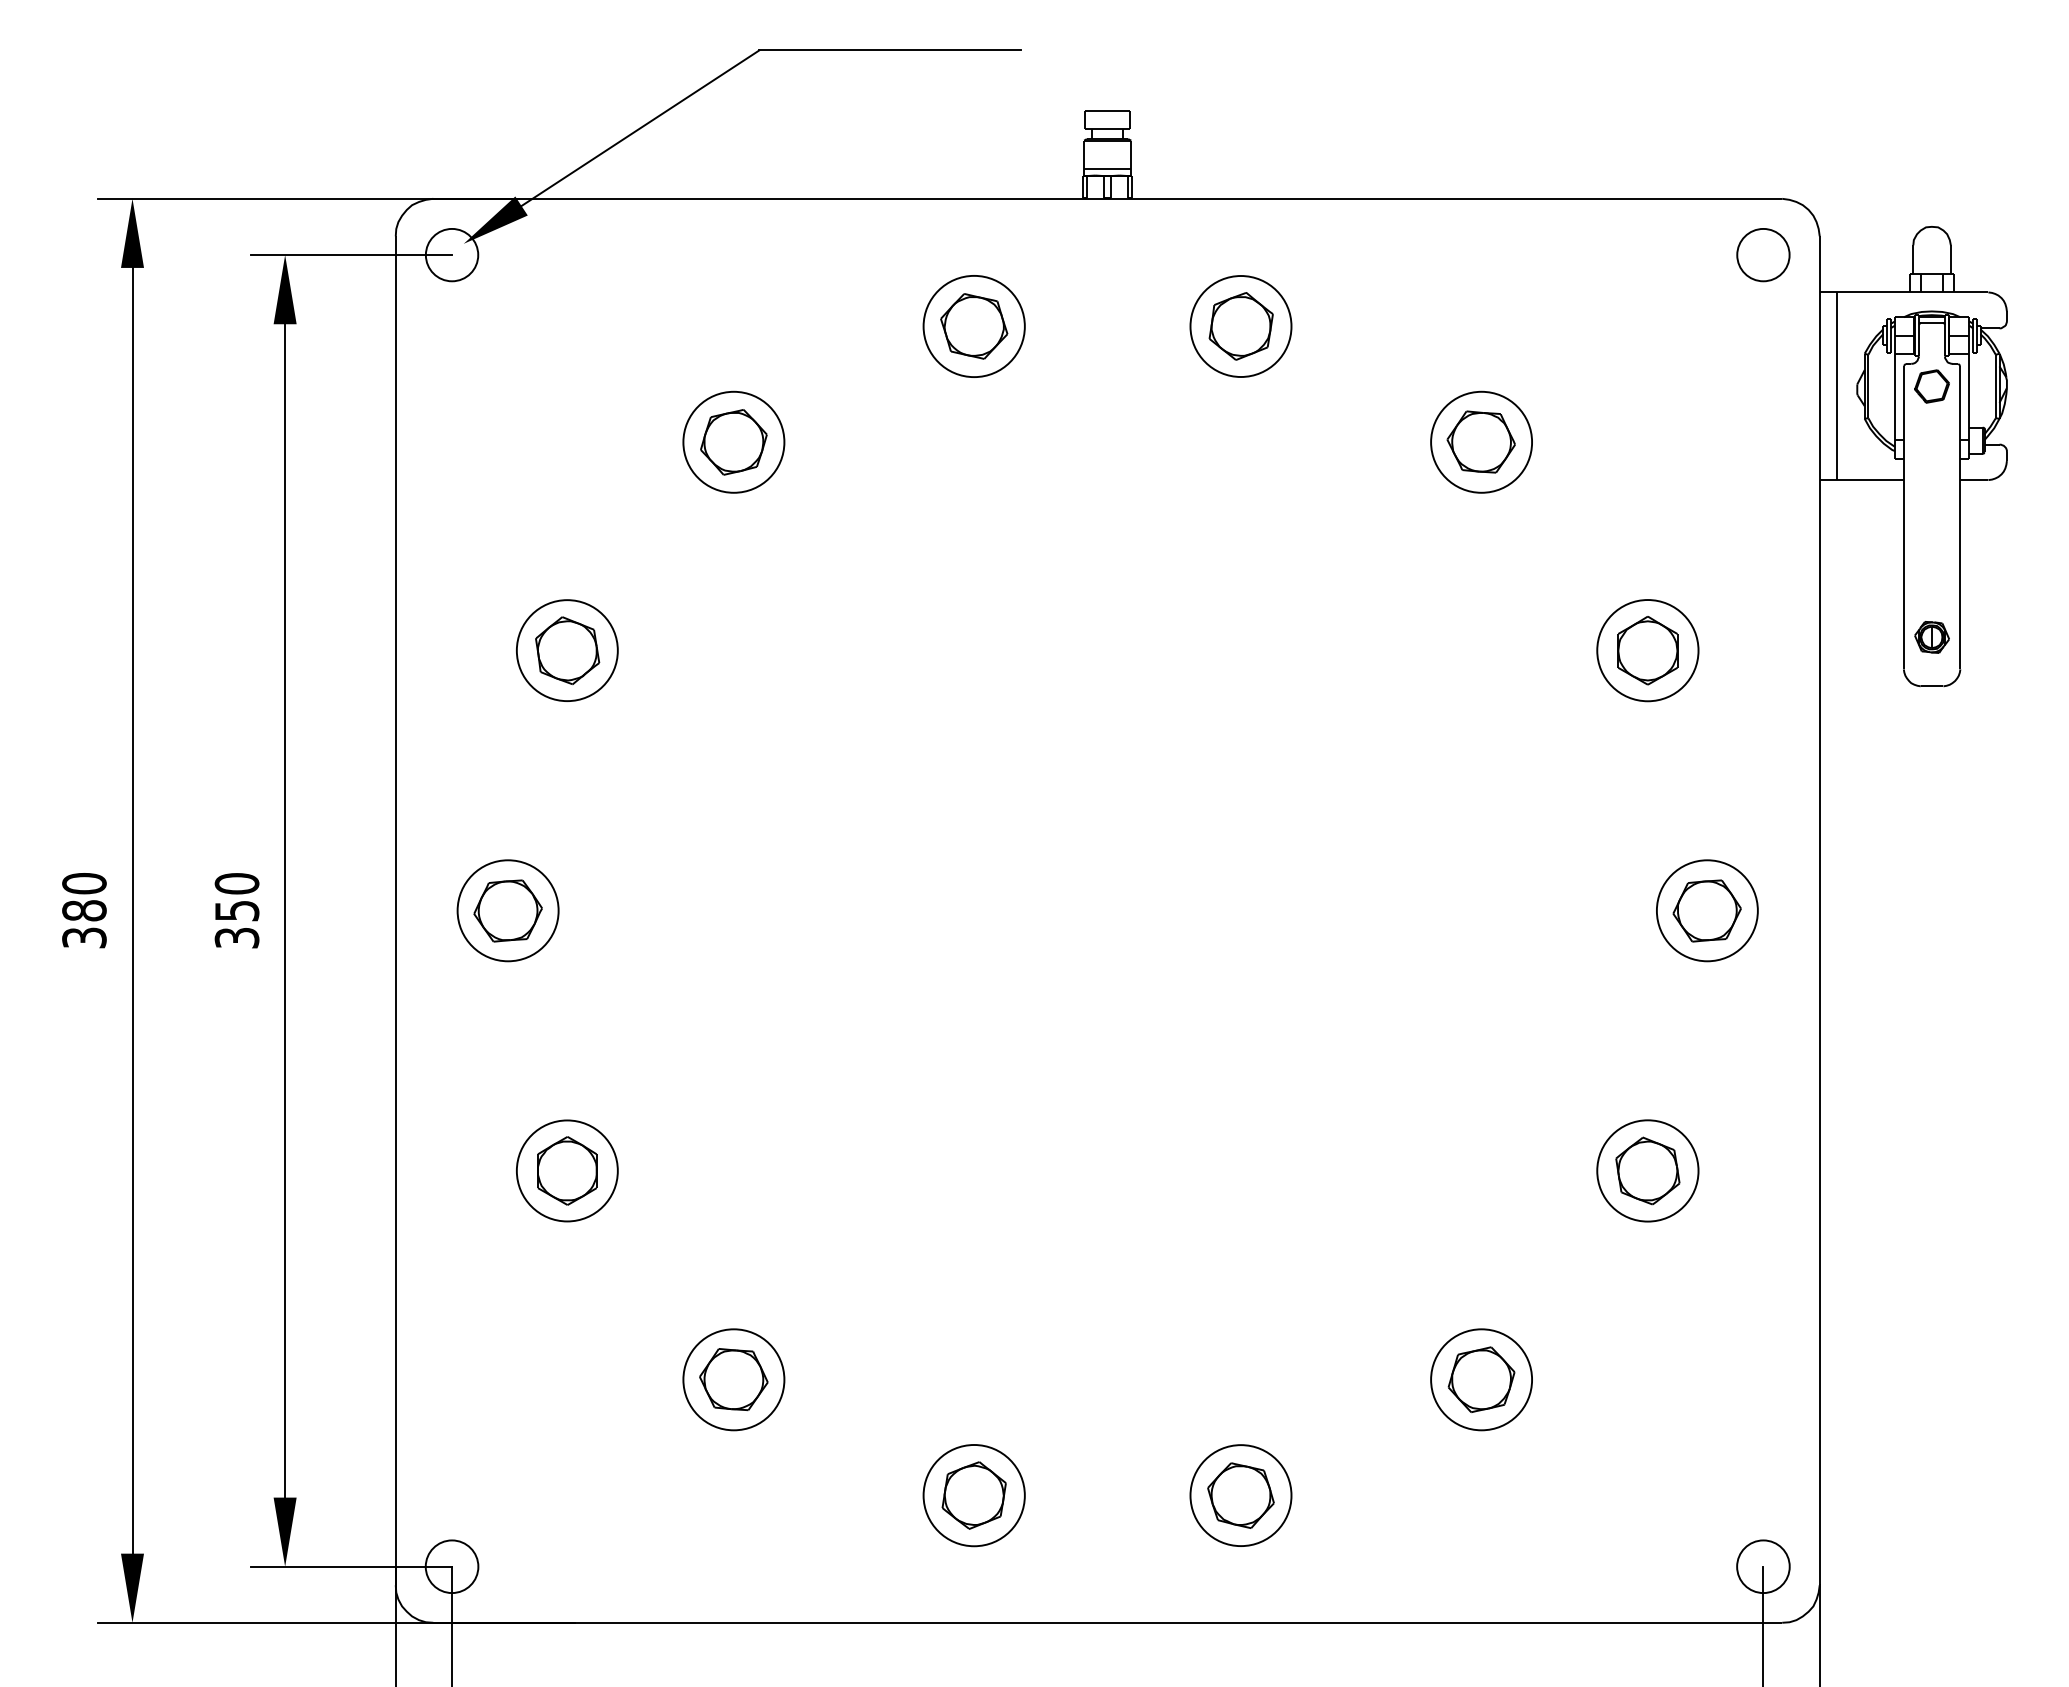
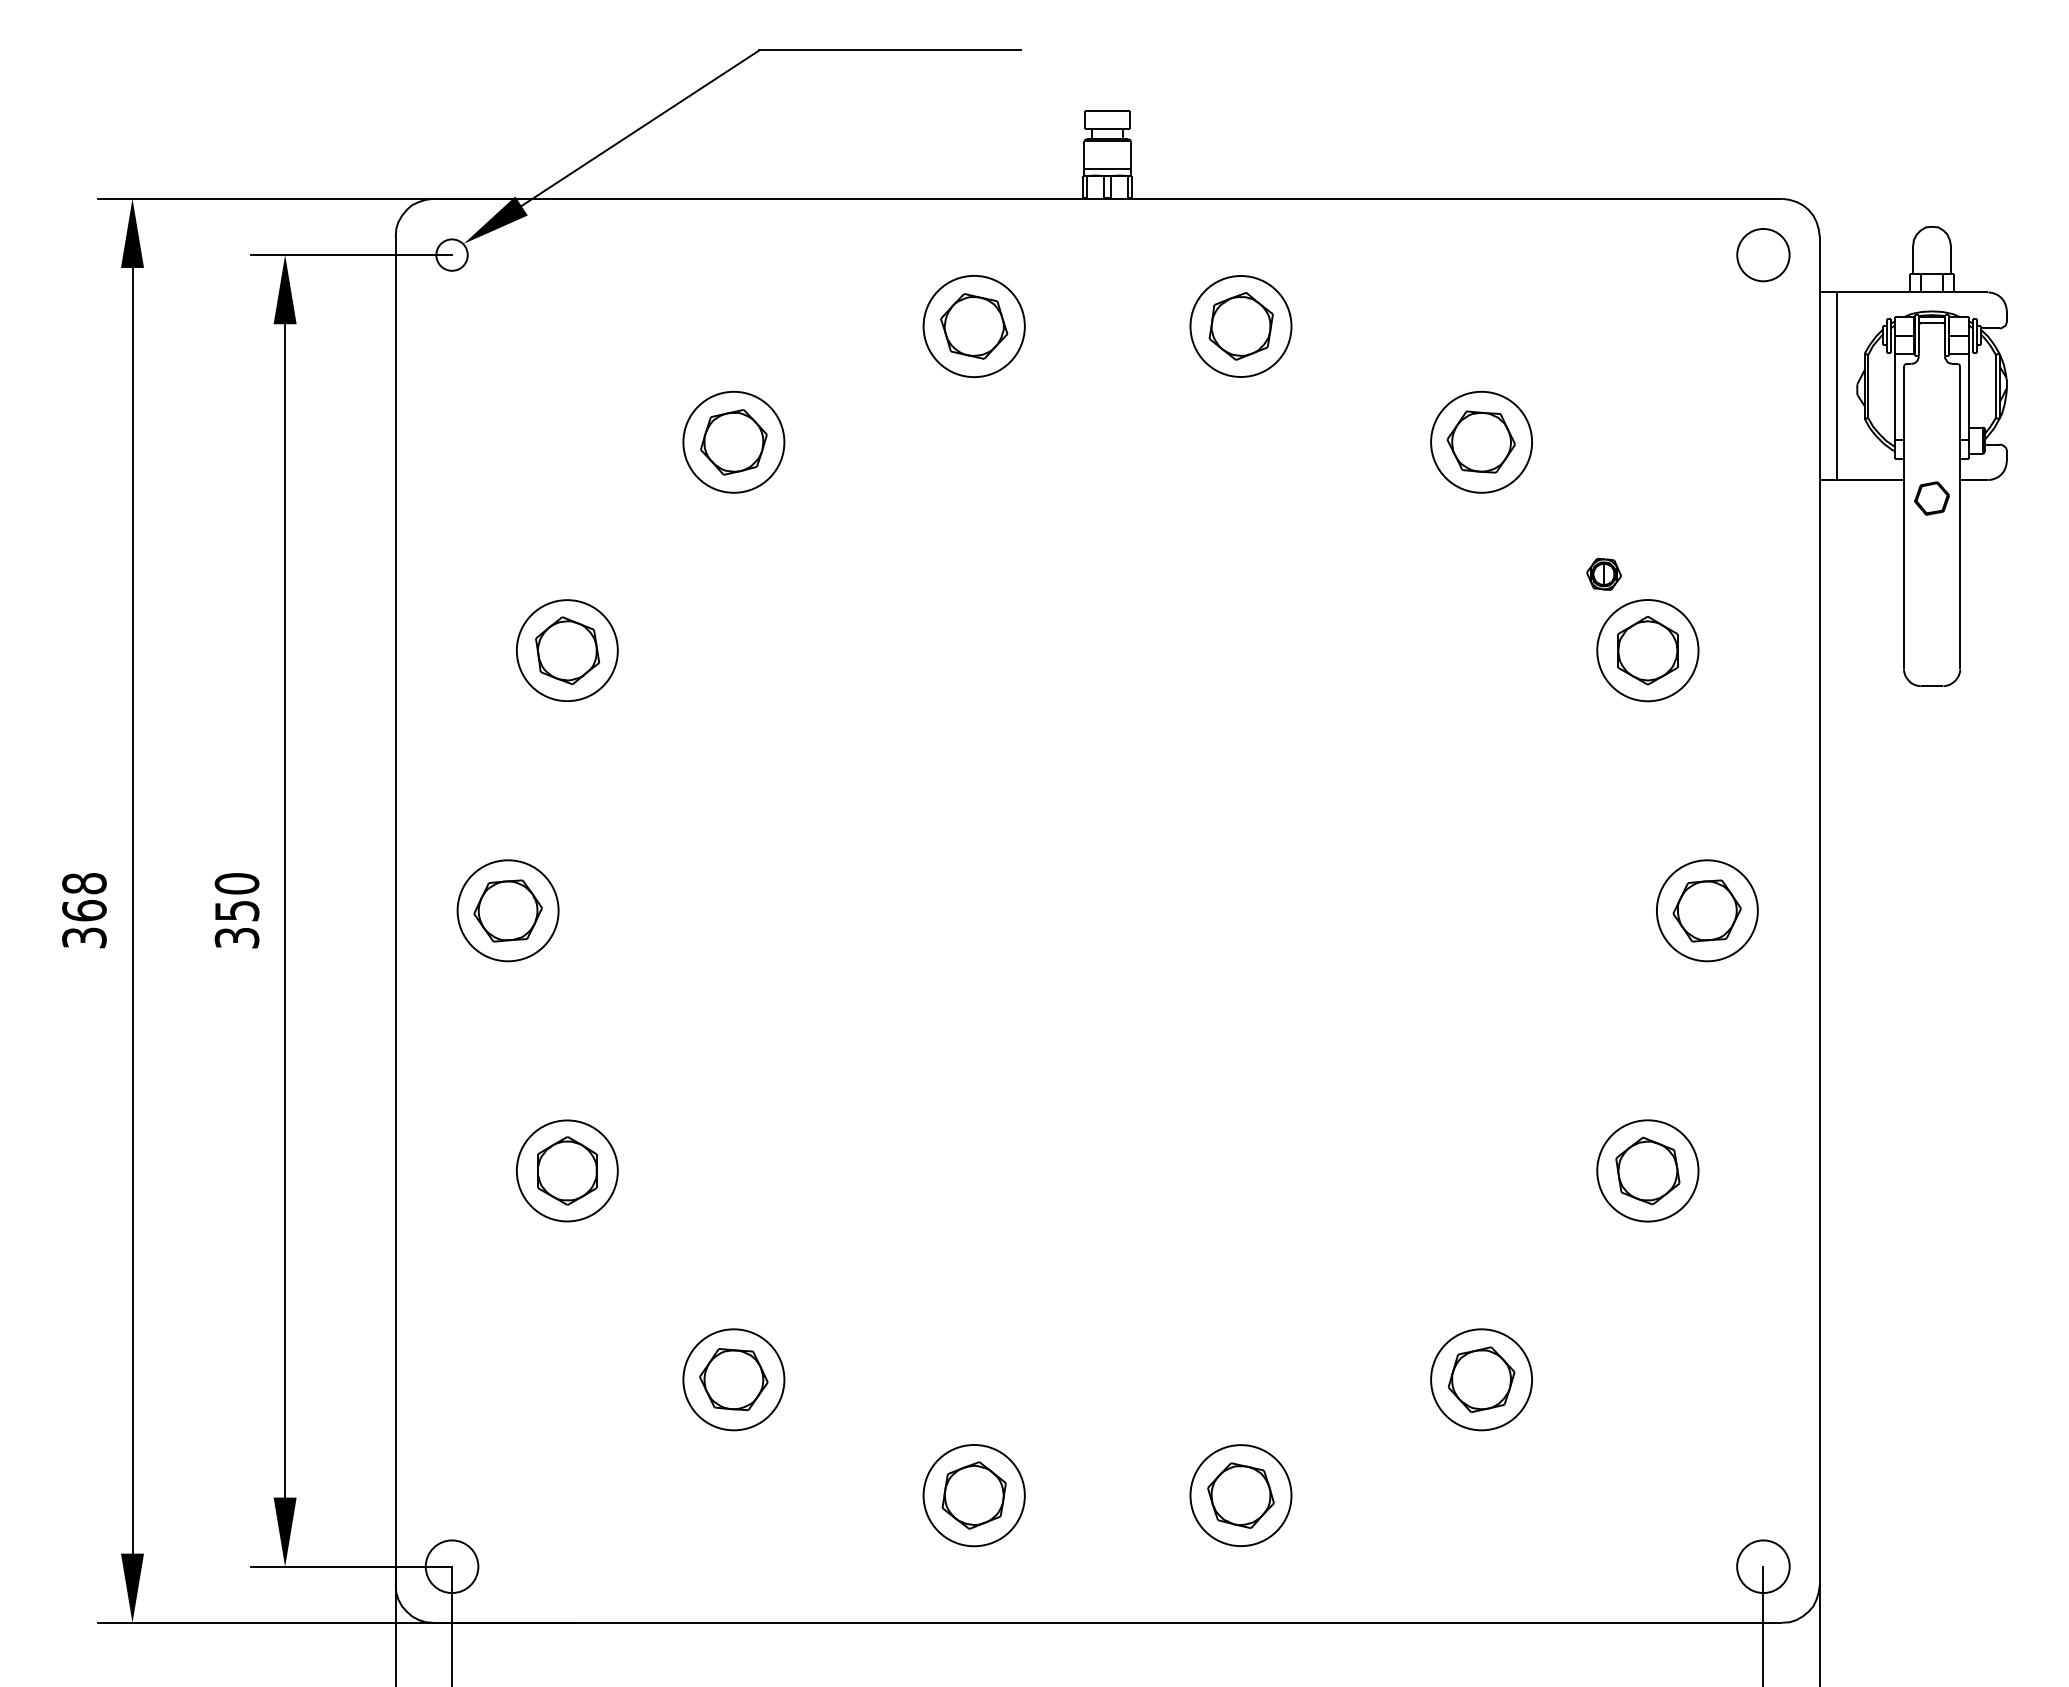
circle diameter: 52 px -> 31 px (451, 254)
part position: (1931, 386) -> (1931, 498) (1931, 498)
part position: (1931, 637) -> (1603, 574) (1603, 574)
text: 380 -> 368 (84, 897)
